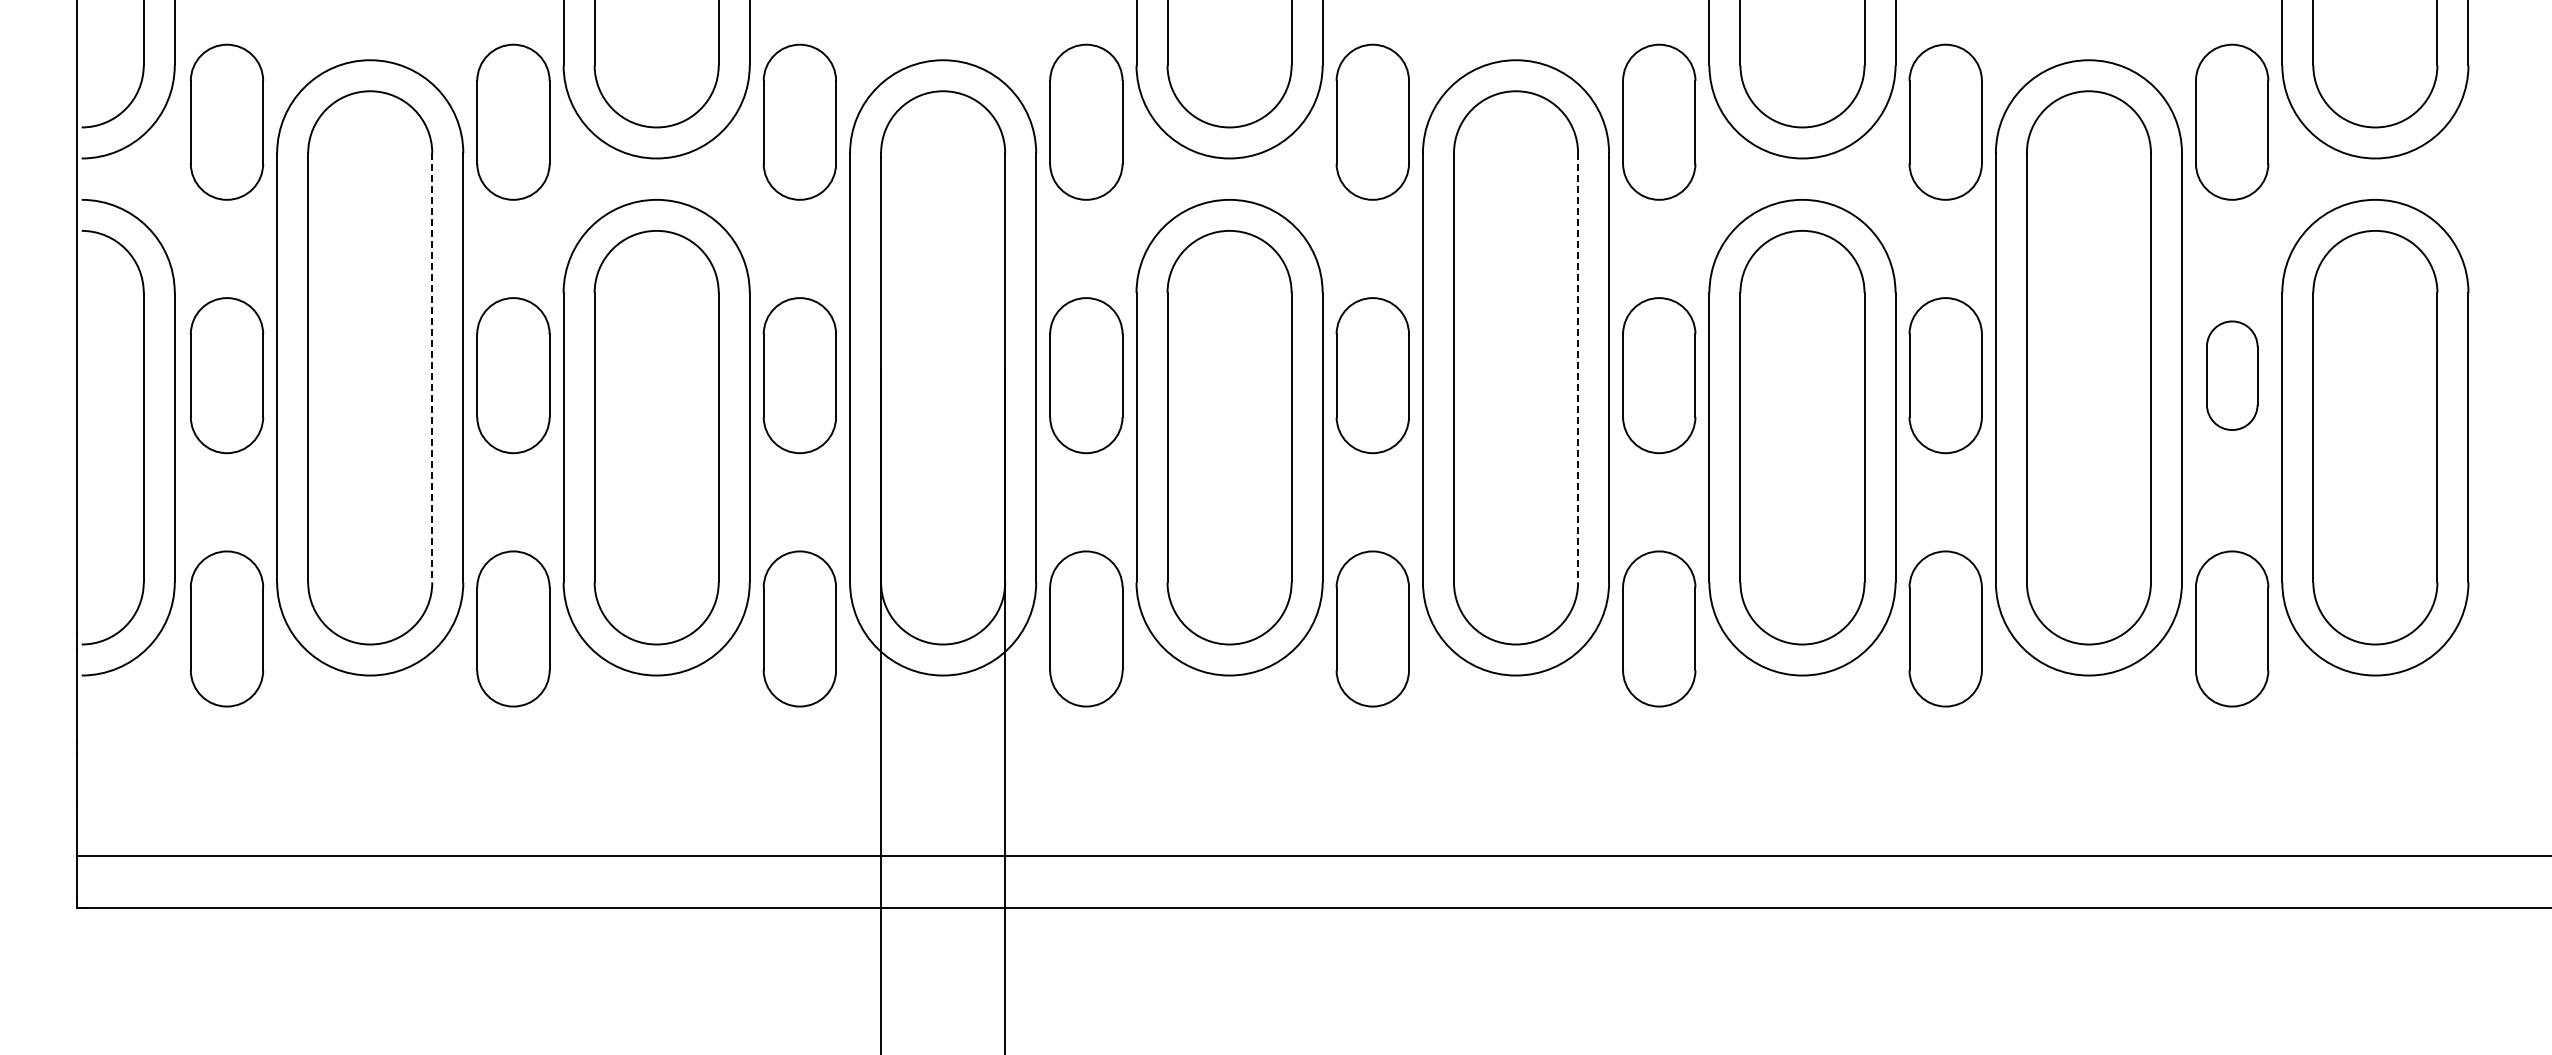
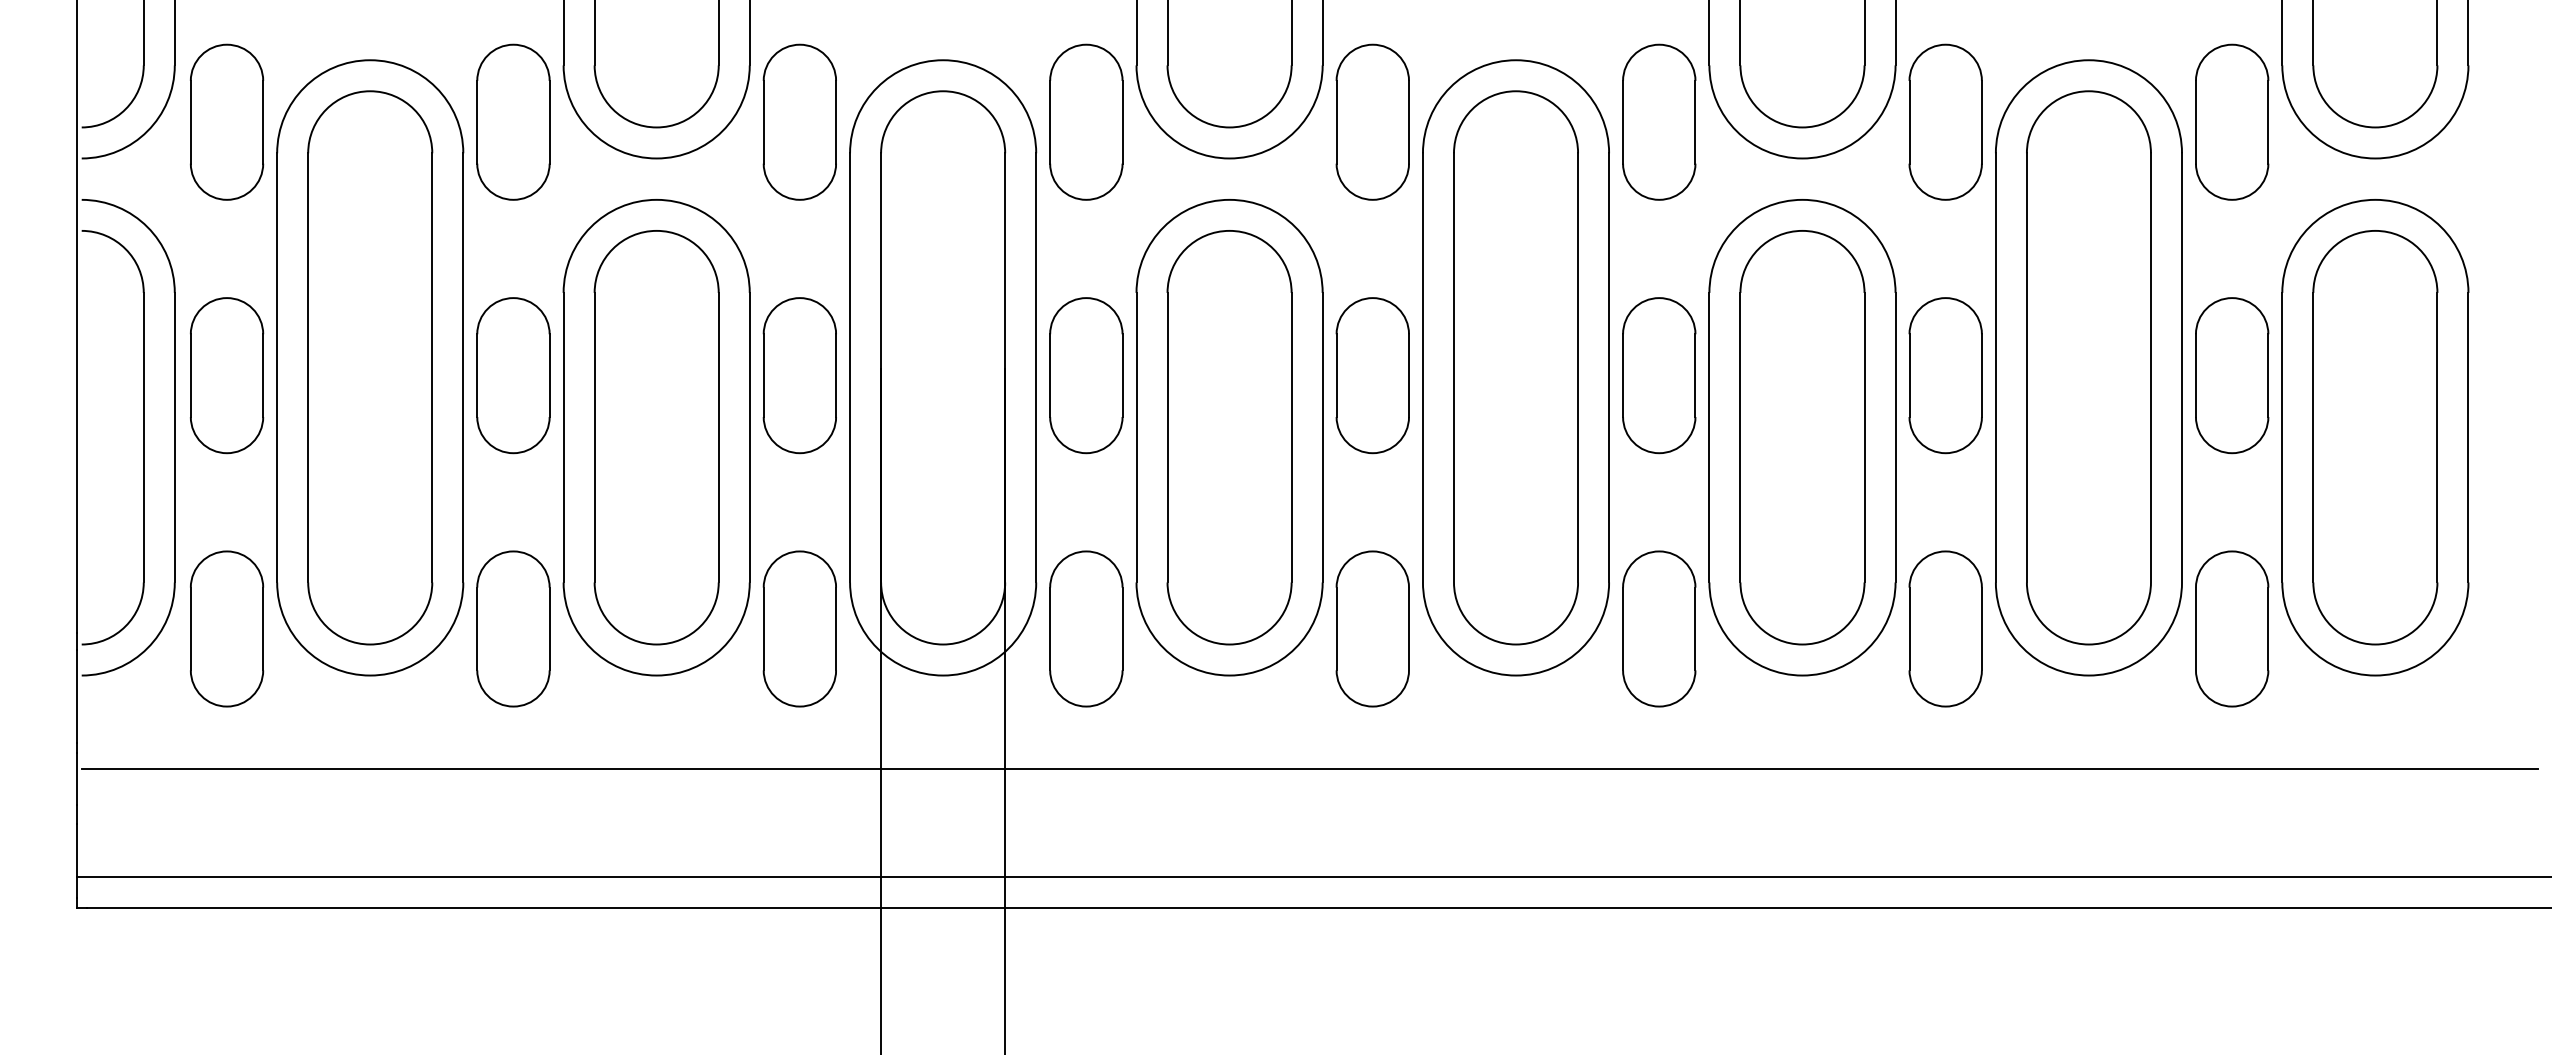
line: dashed -> solid (432, 367)
line: dashed -> solid (1578, 367)
part size: 53x111 px -> 75x158 px (2232, 375)
line: none -> present (1309, 768)
line position: (1312, 856) -> (1312, 877) (1312, 877)
